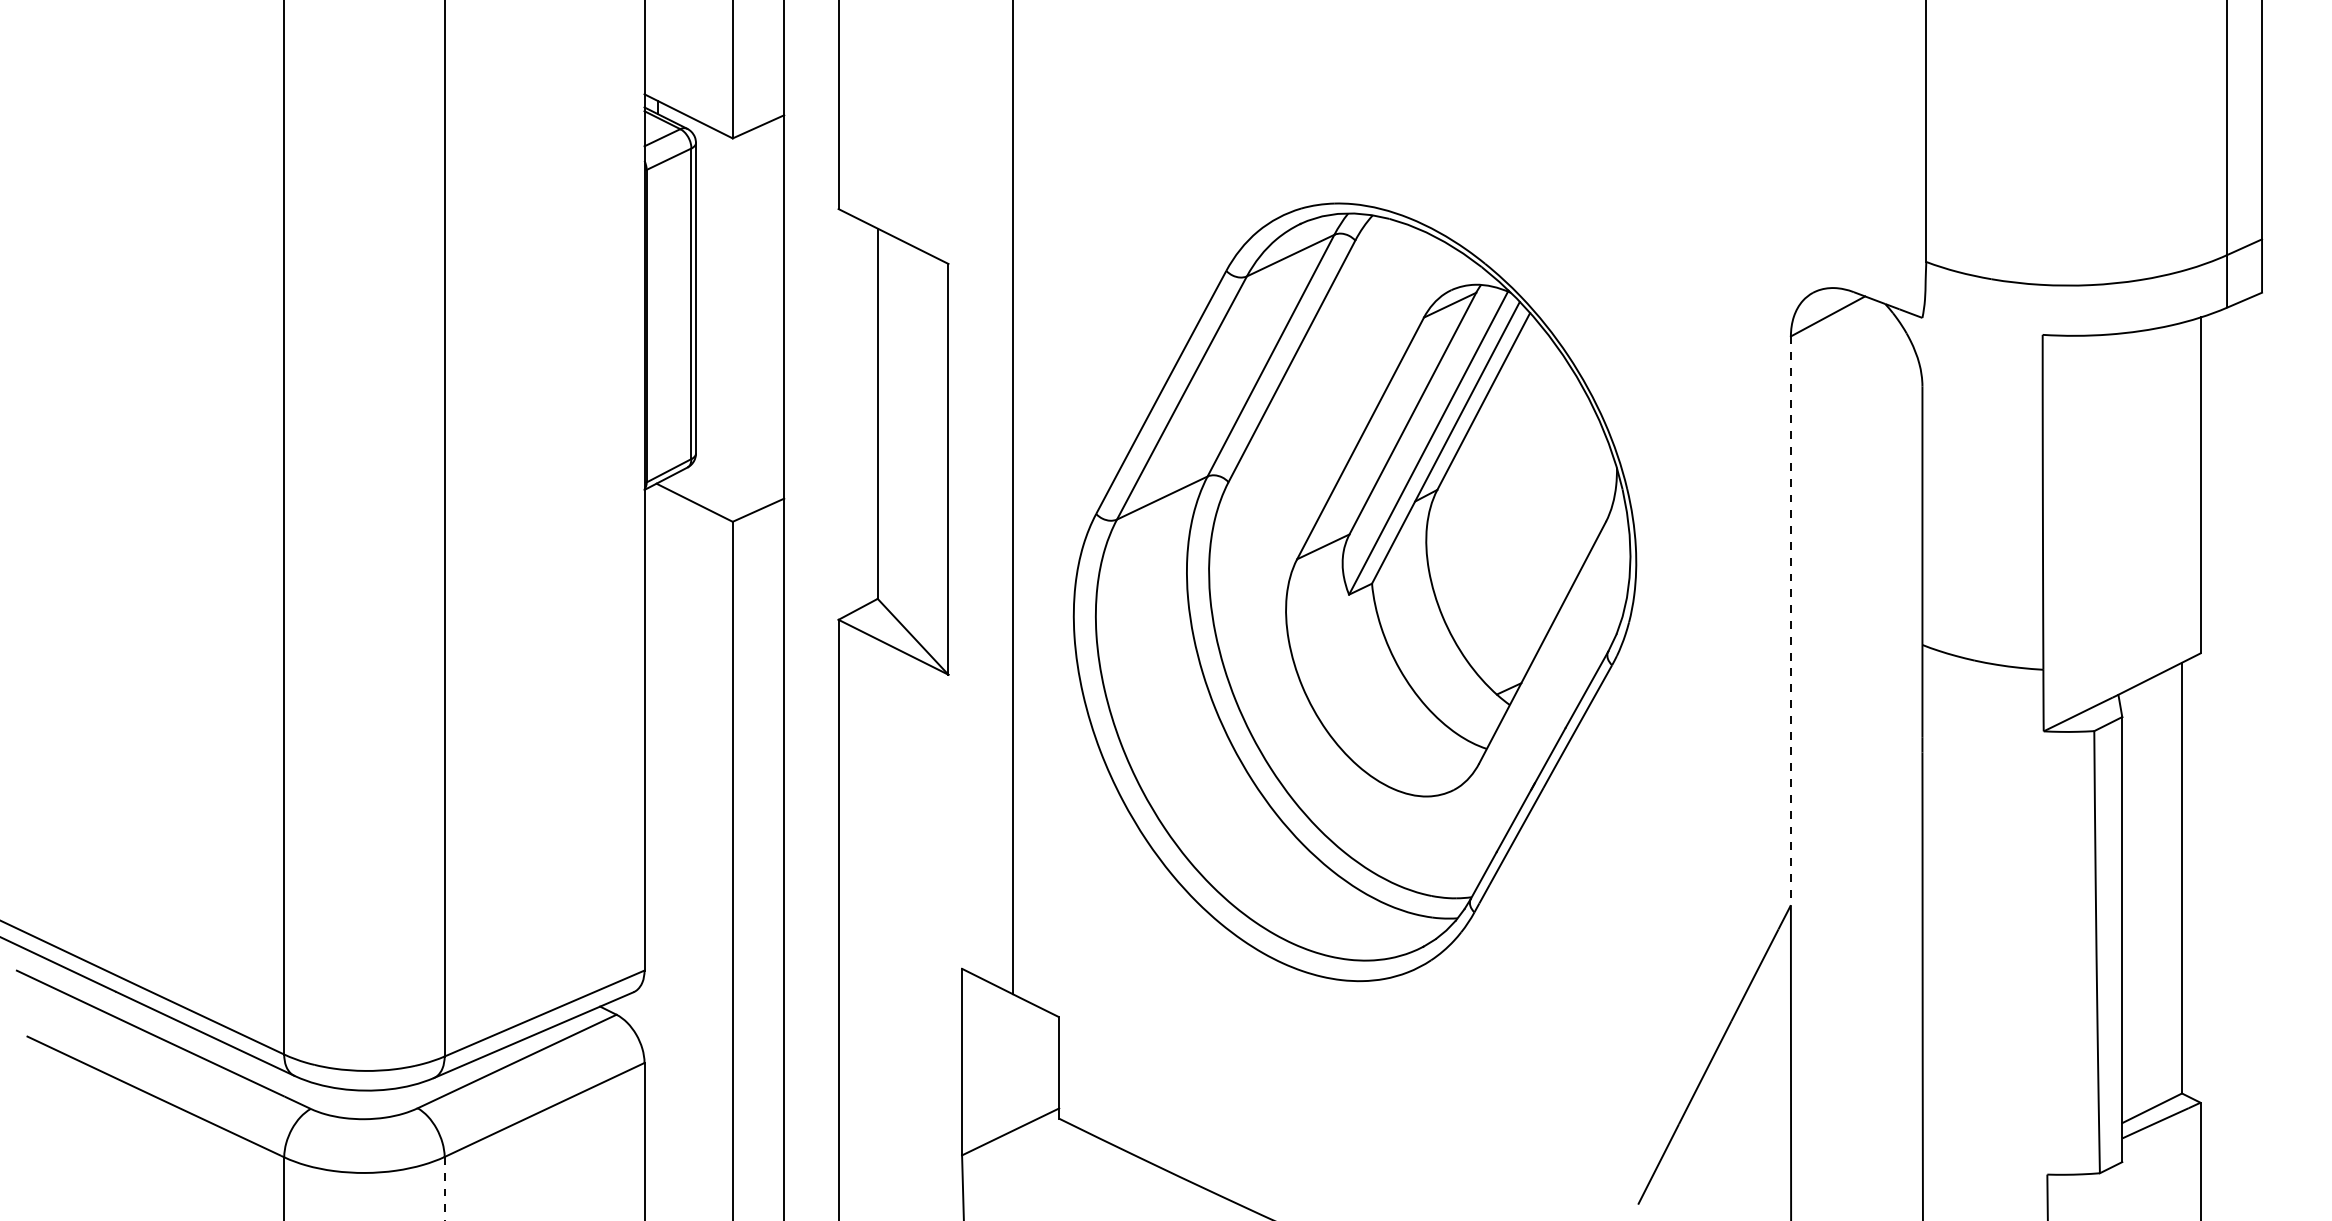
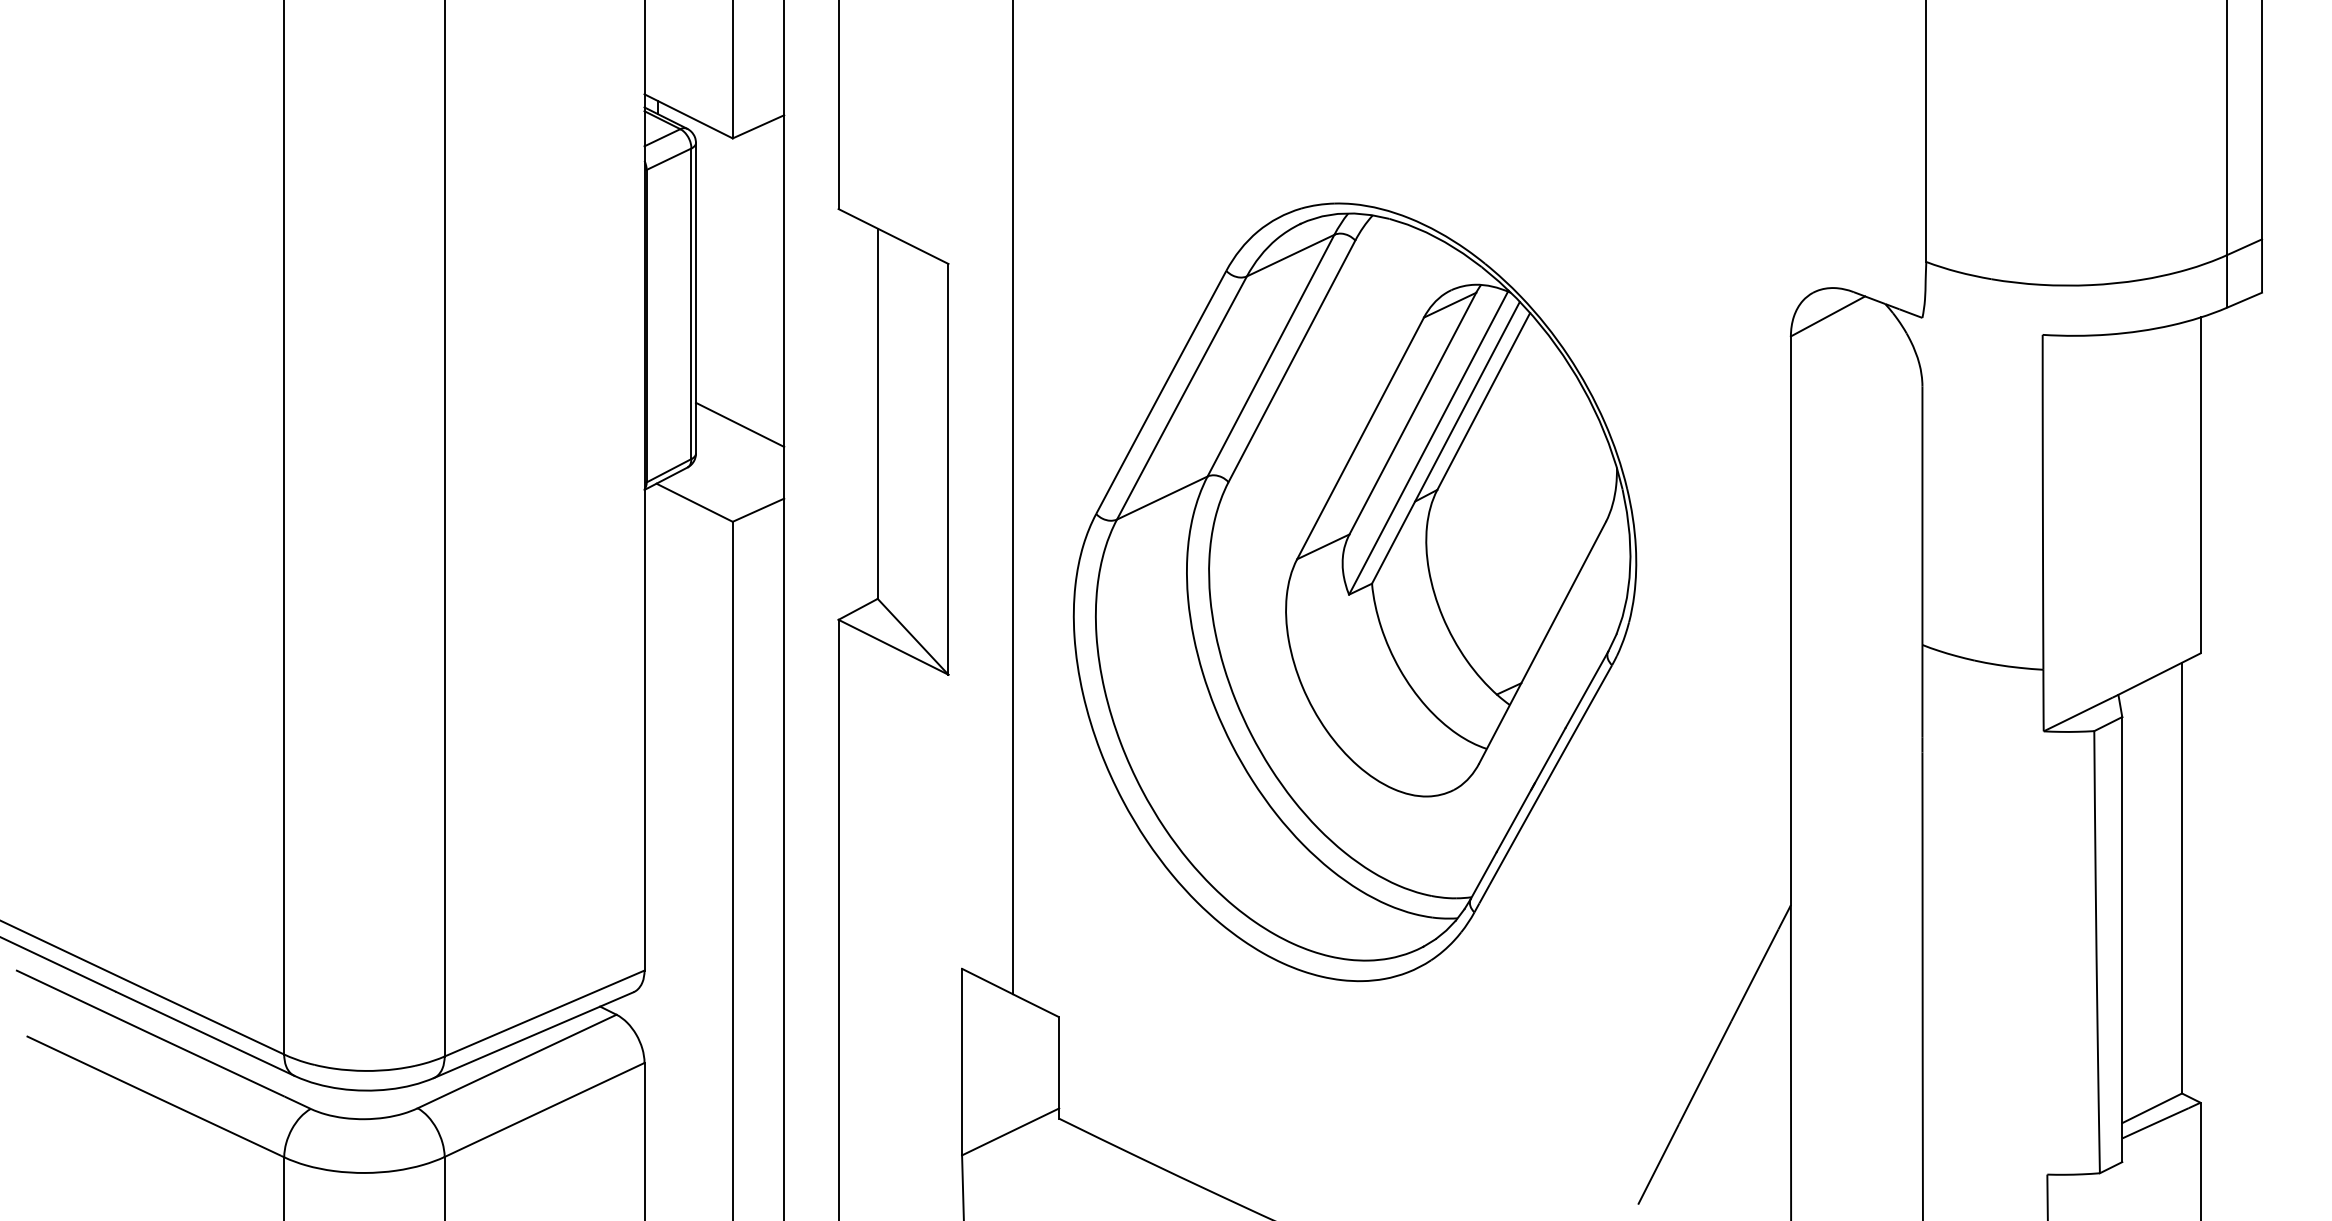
line: none -> present (740, 424)
line: dashed -> solid (1790, 621)
line: dashed -> solid (444, 1188)
